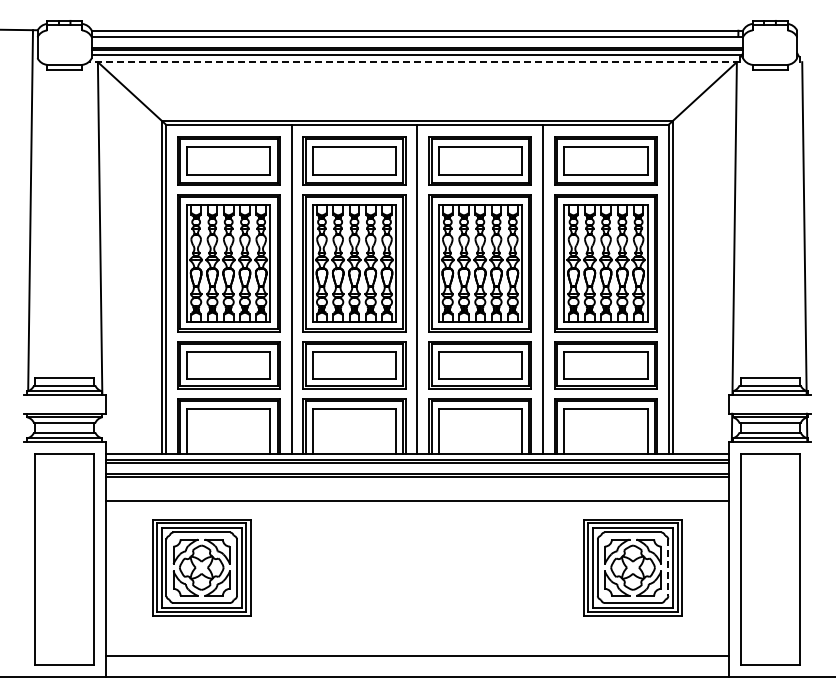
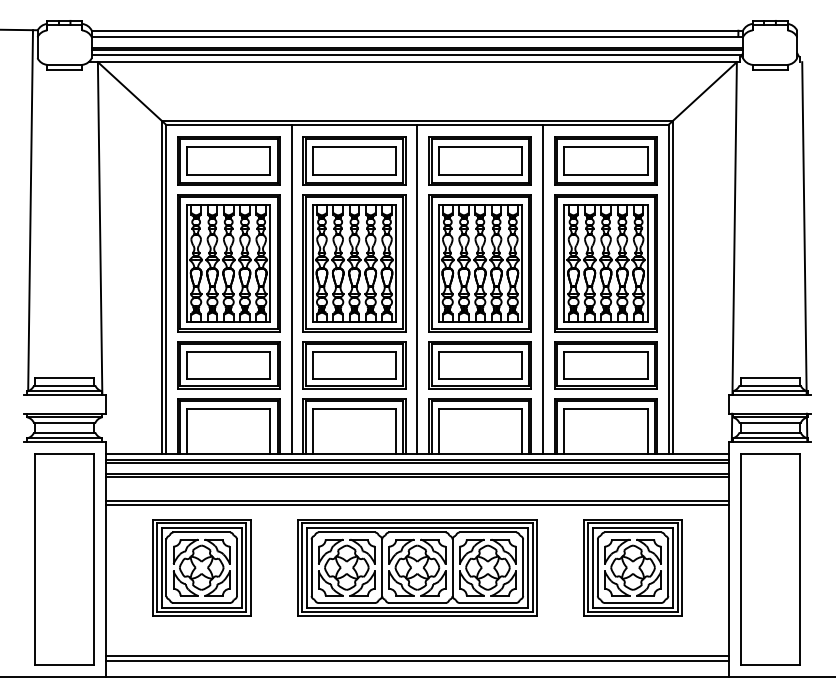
line: dashed -> solid (414, 62)
line: none -> present (416, 505)
part: none -> present (417, 567)
line: dashed -> solid (668, 568)
line: none -> present (416, 660)
